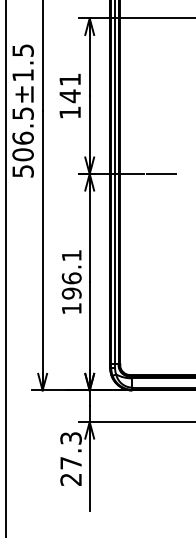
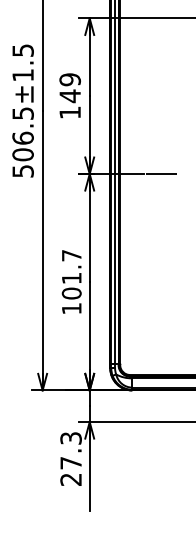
text: 141 -> 149 (70, 79)
line: present -> none (5, 268)
text: 196.1 -> 101.7 (71, 274)
